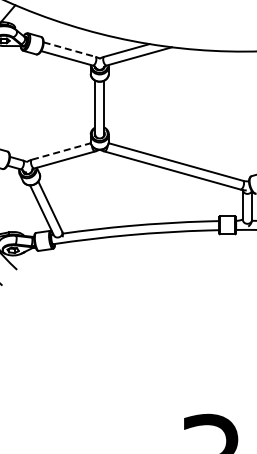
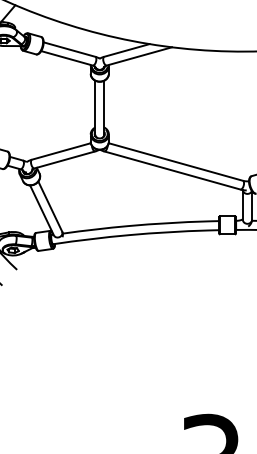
line: dashed -> solid (69, 49)
line: dashed -> solid (61, 151)
